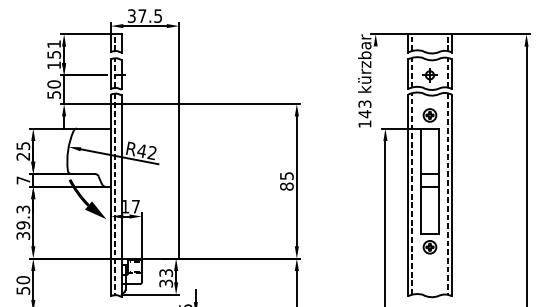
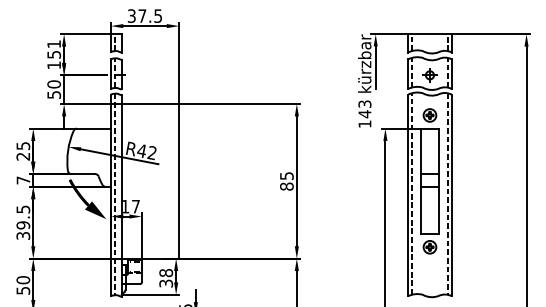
line: none -> present (375, 67)
text: 39.3 -> 39.5 (22, 209)
text: 33 -> 38 (166, 273)
